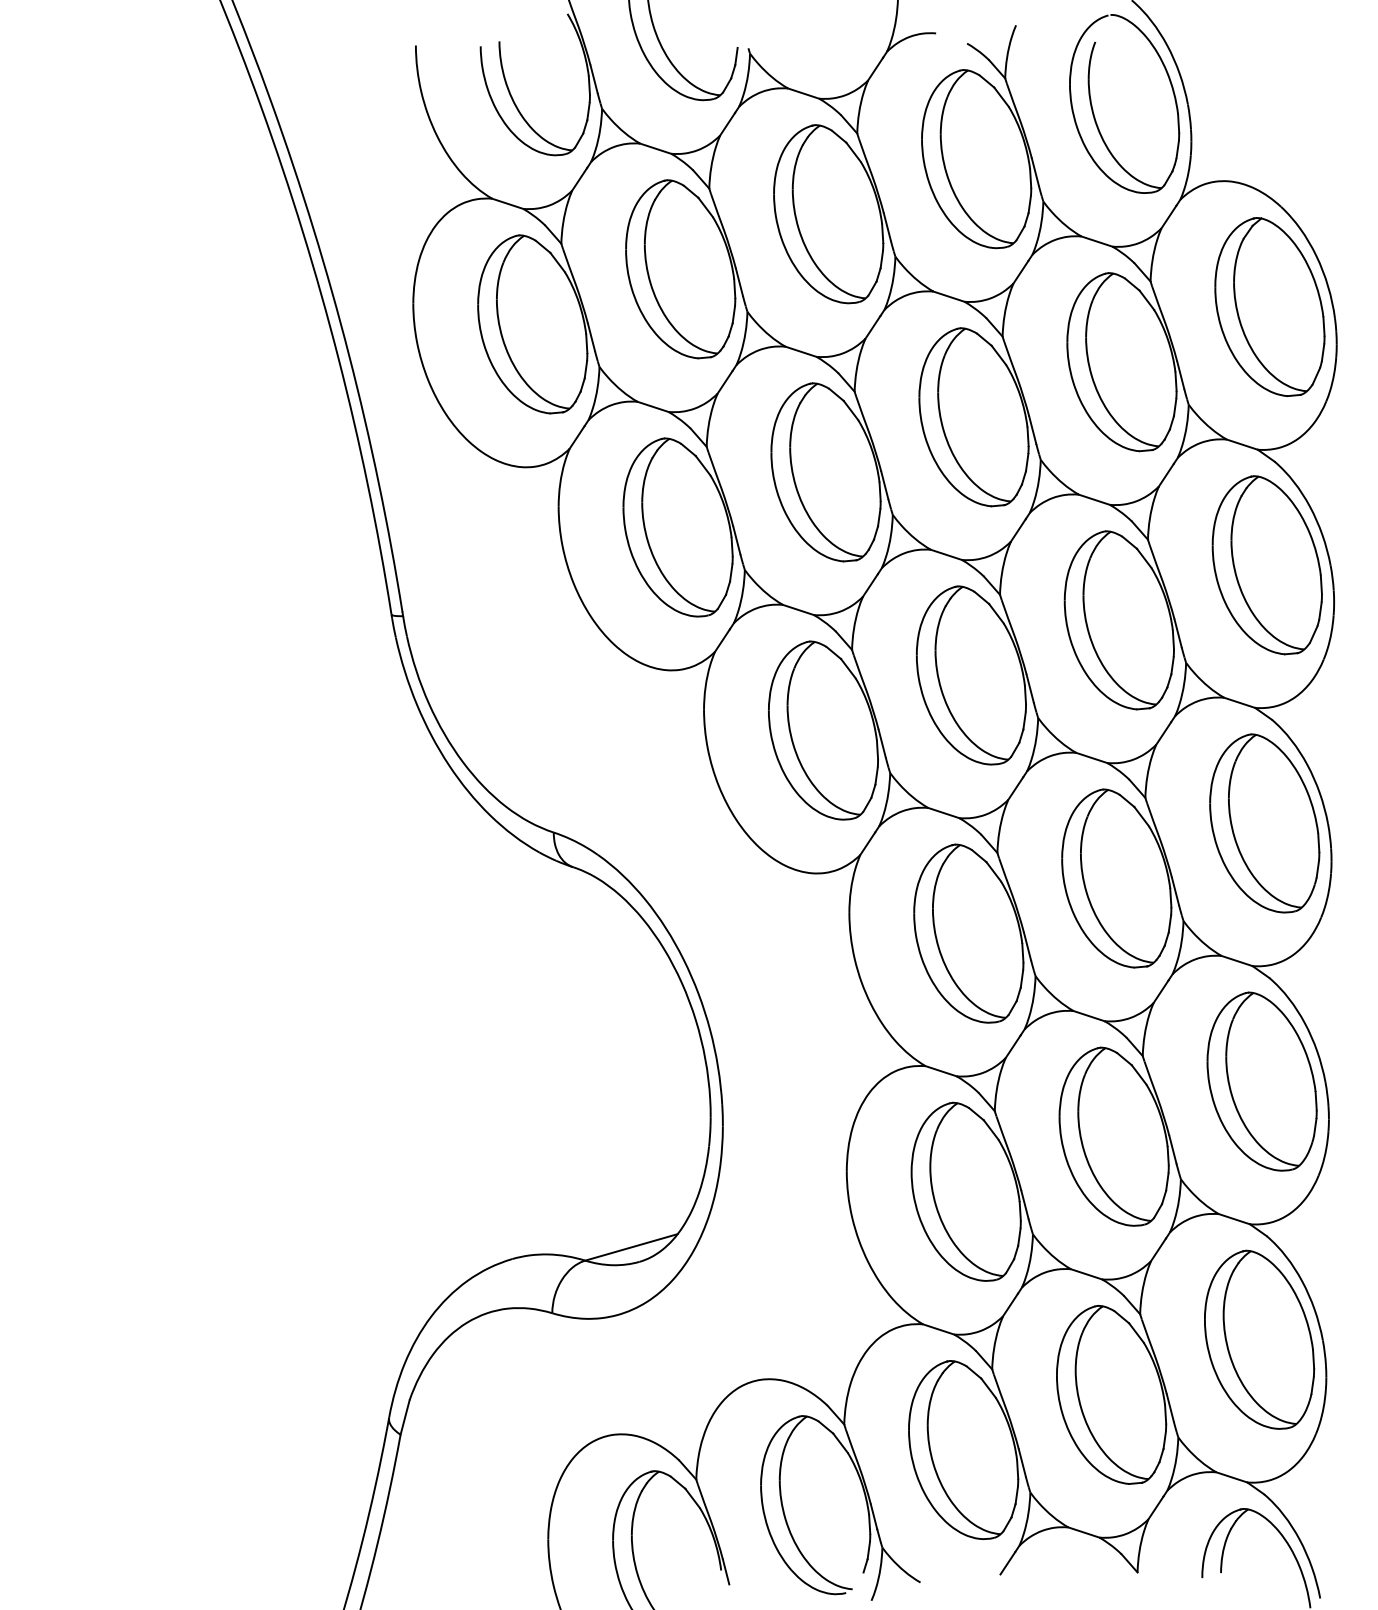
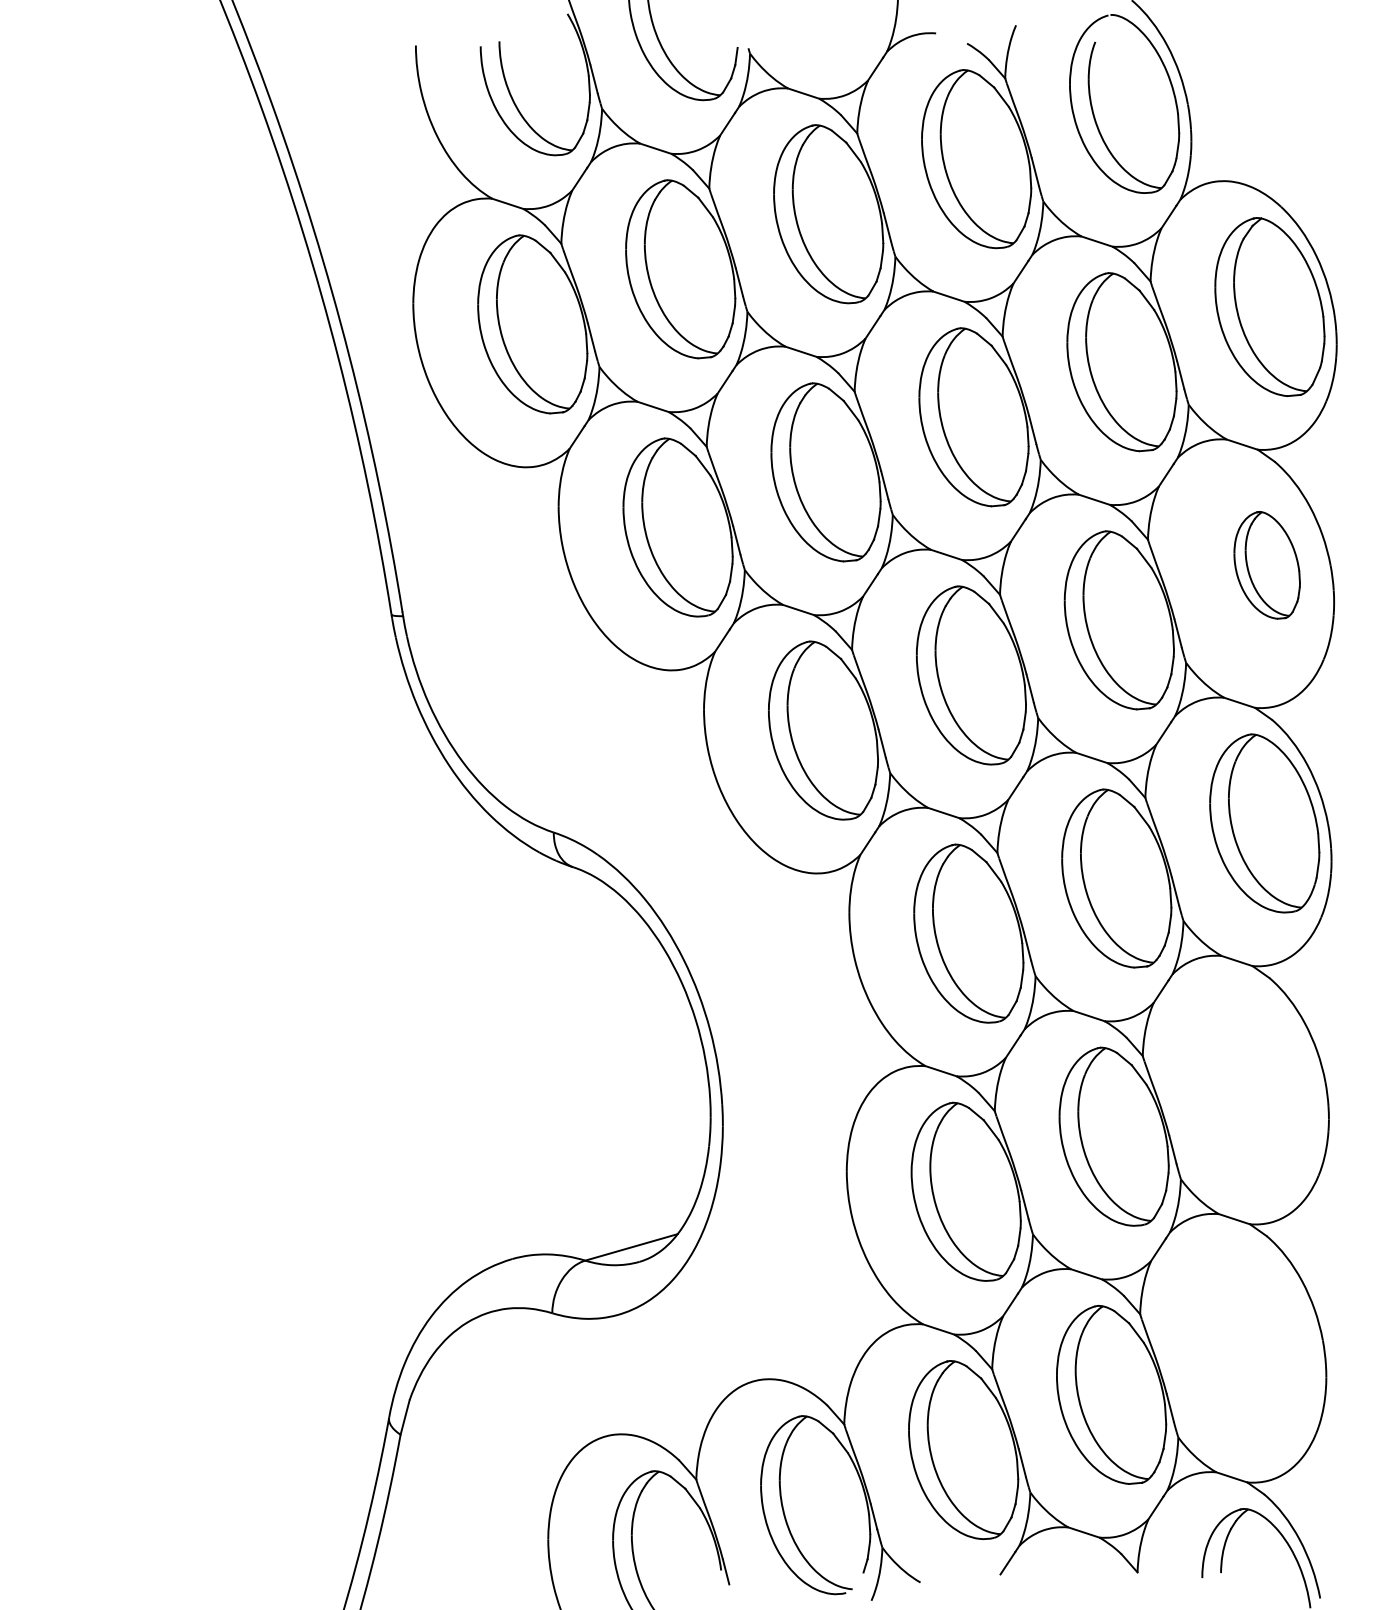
part size: 112x181 px -> 68x109 px (1266, 565)
part: present -> none (1261, 1081)
part: present -> none (1259, 1339)
